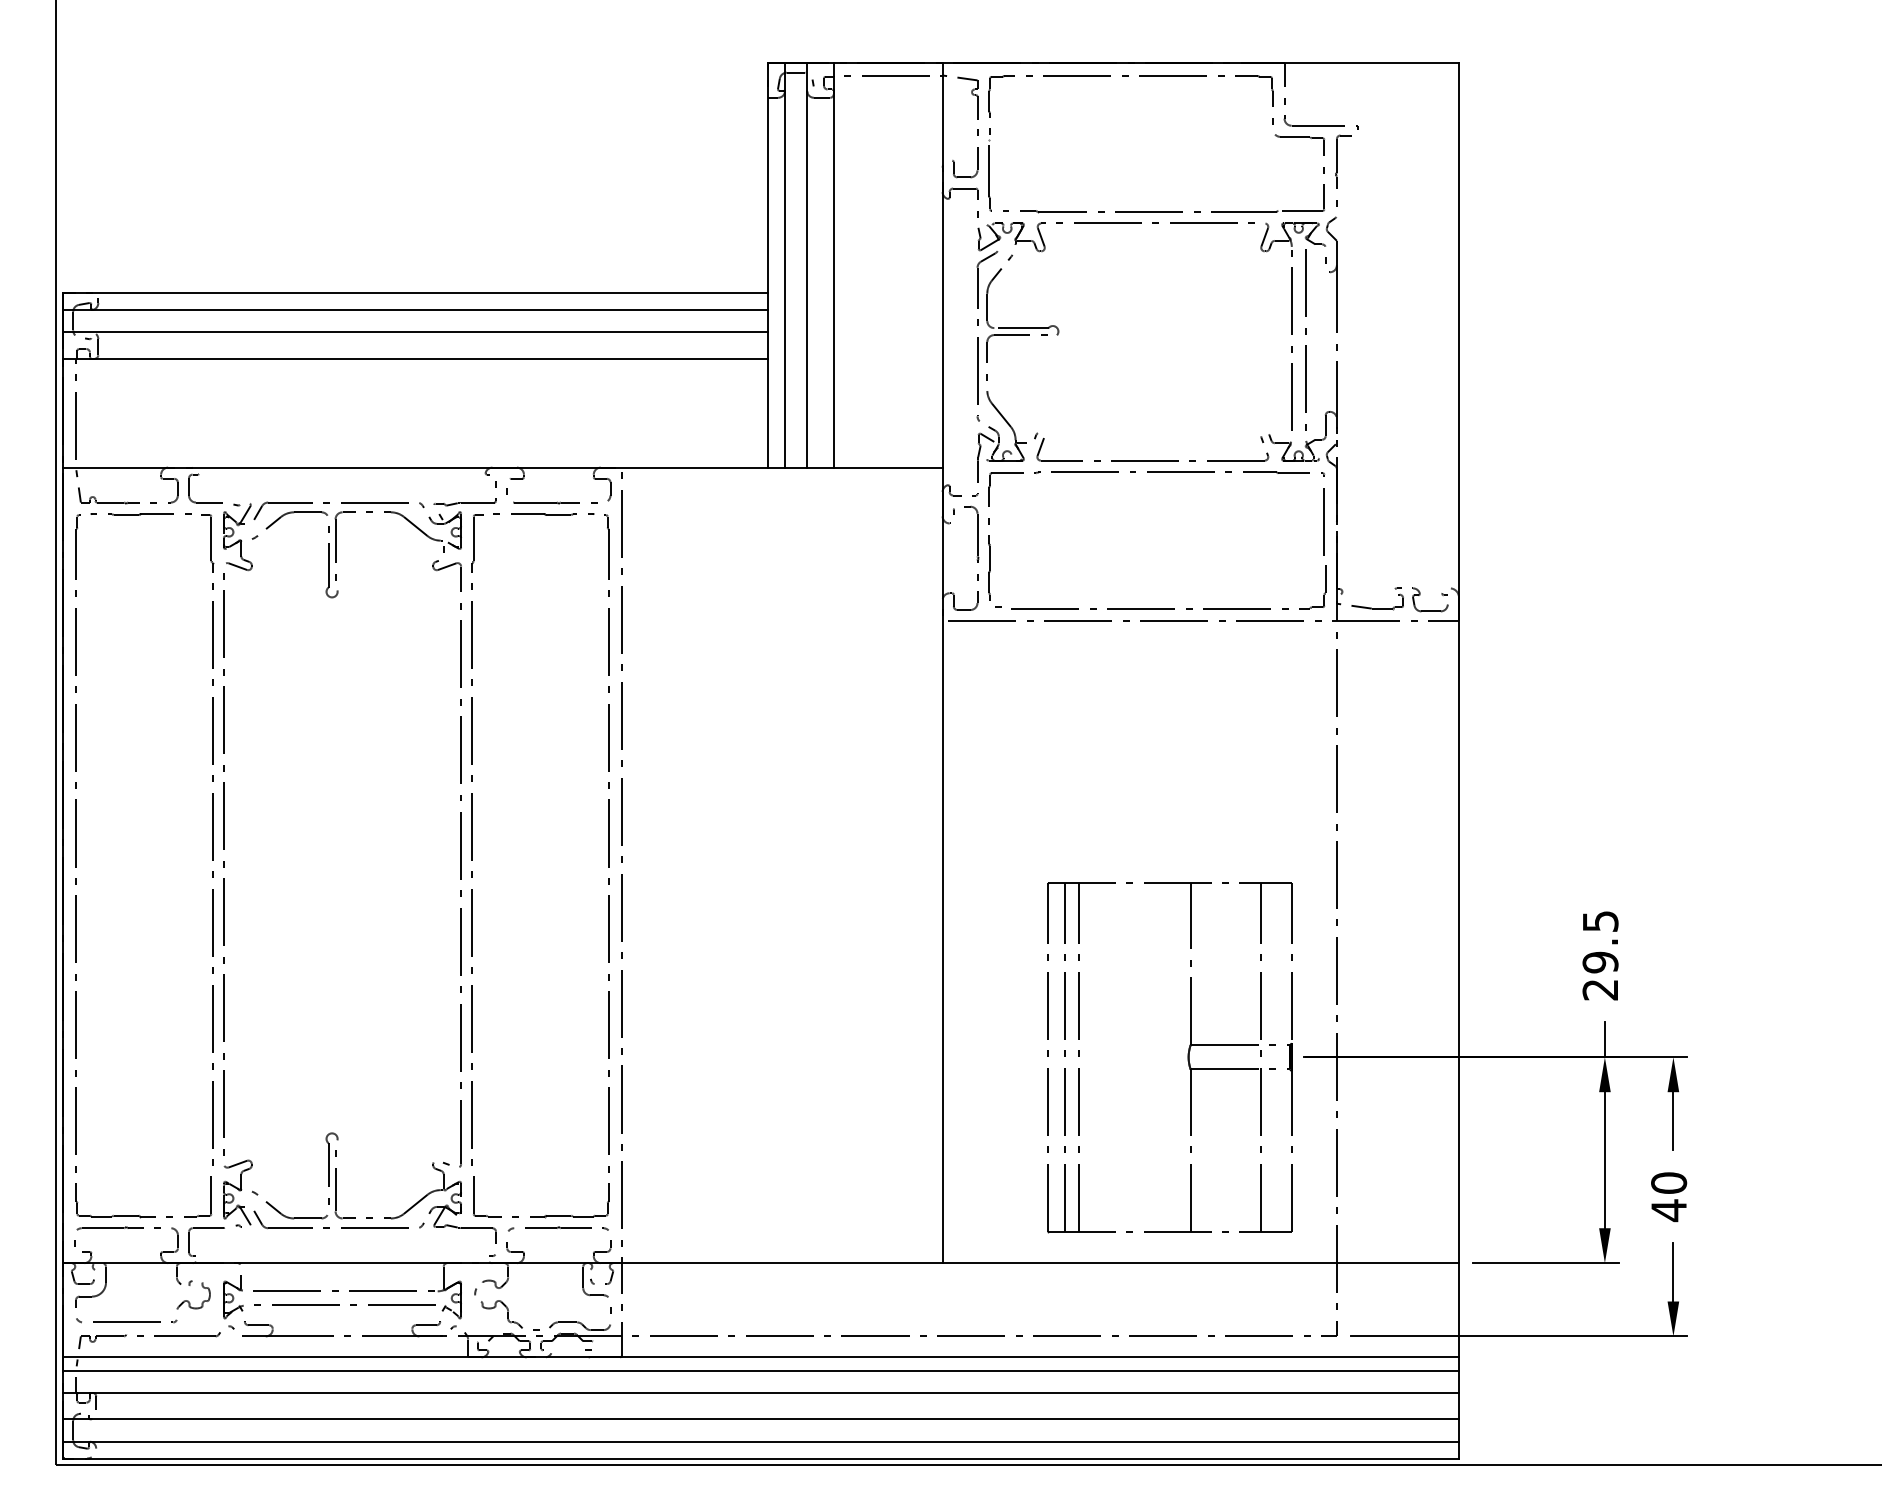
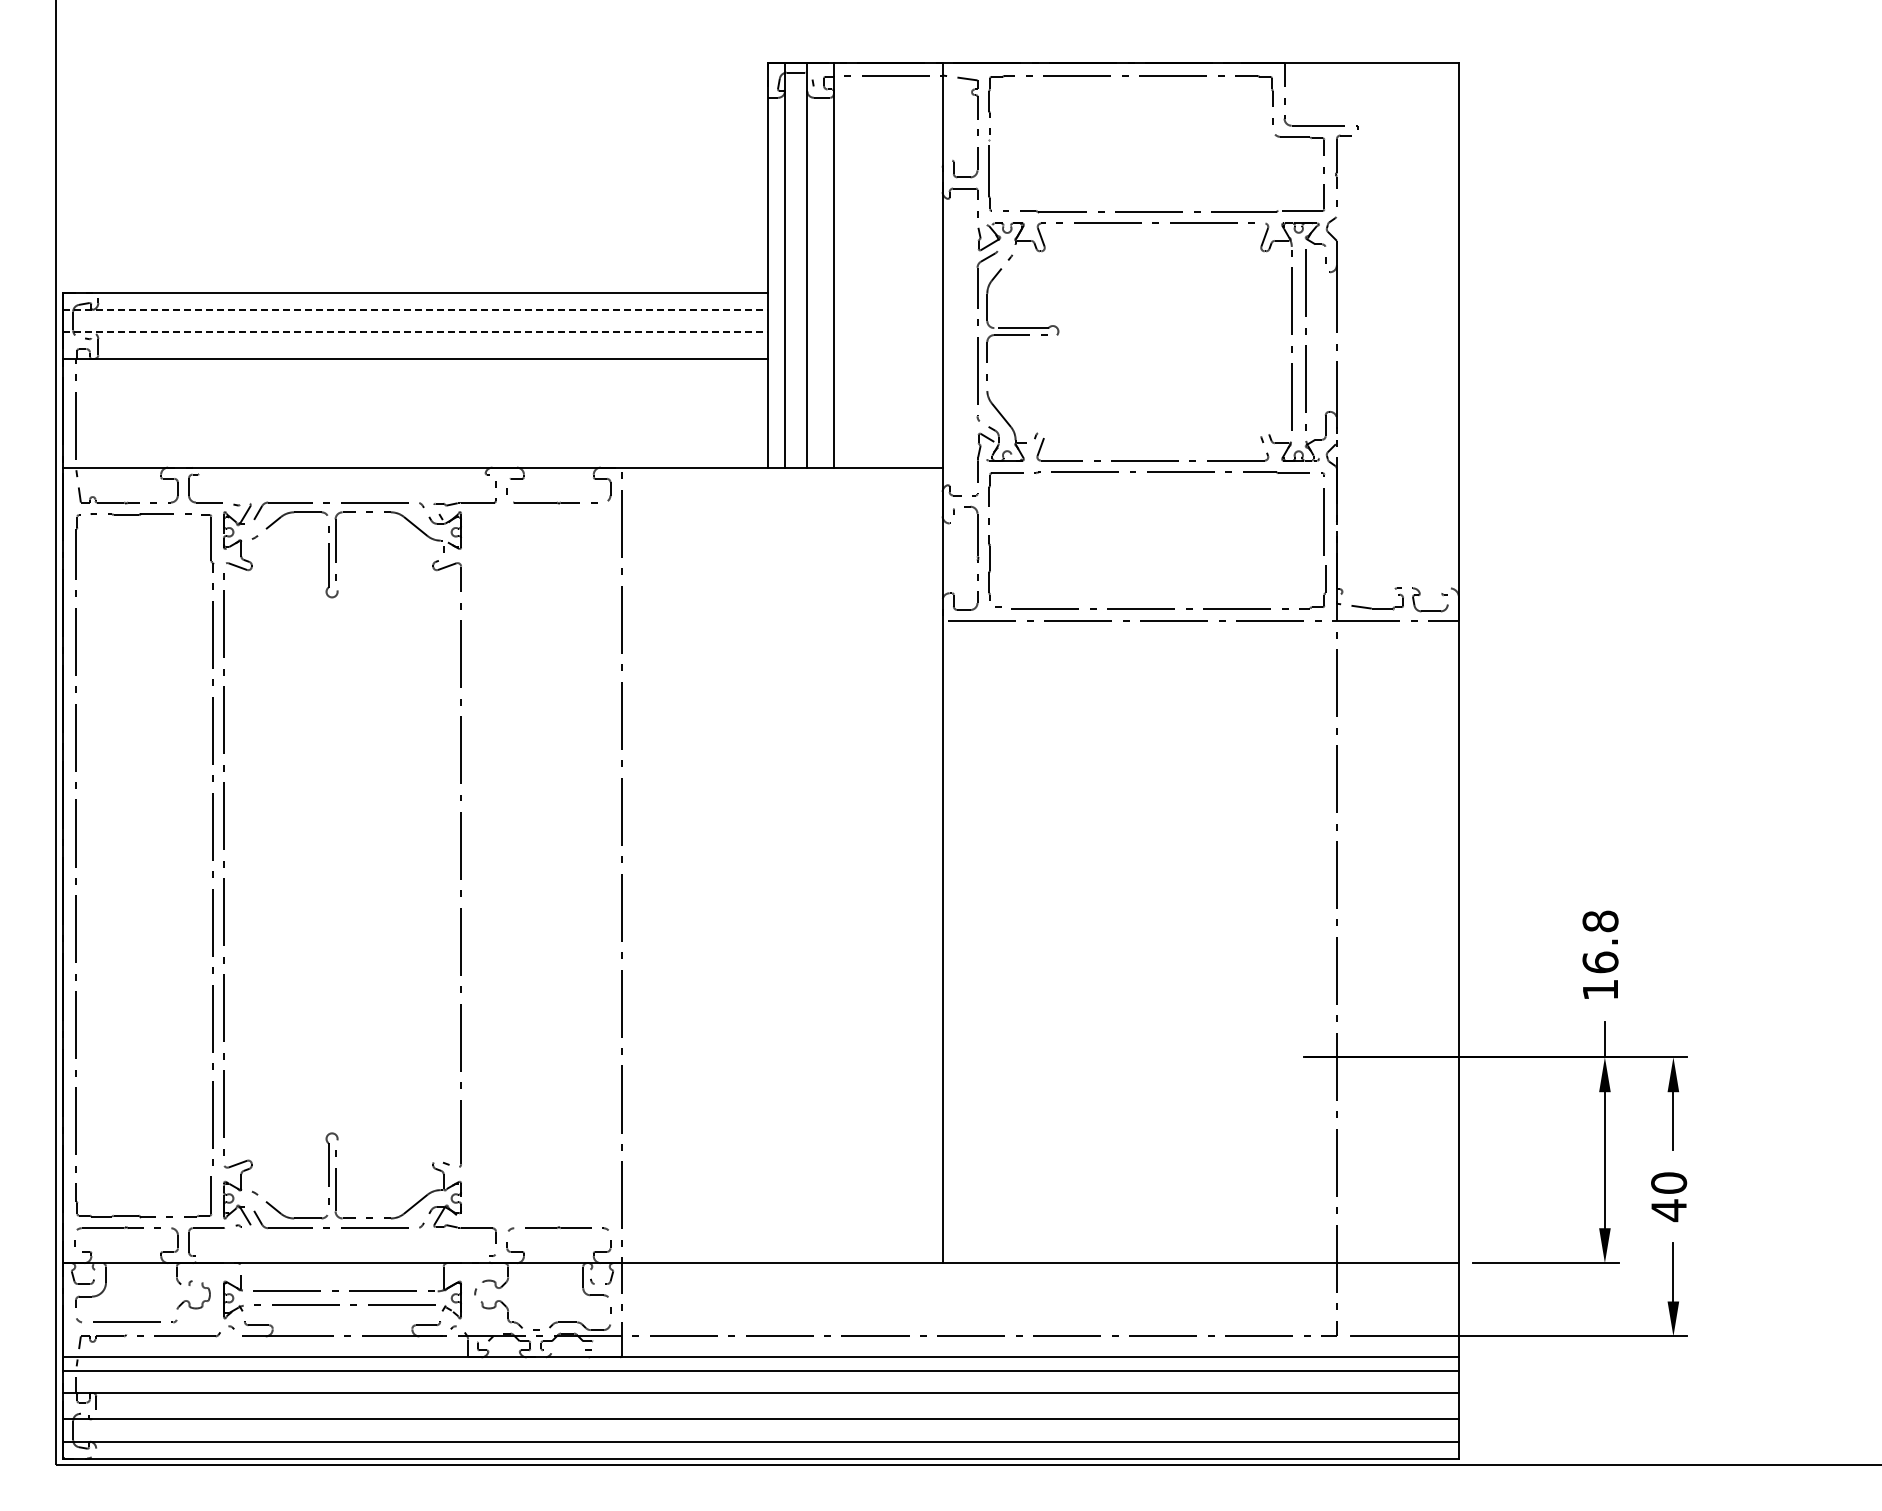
line: solid -> dashed (416, 309)
line: solid -> dashed (416, 332)
part: present -> none (608, 865)
text: 29.5 -> 16.8 (1600, 955)
part: present -> none (1187, 1057)
